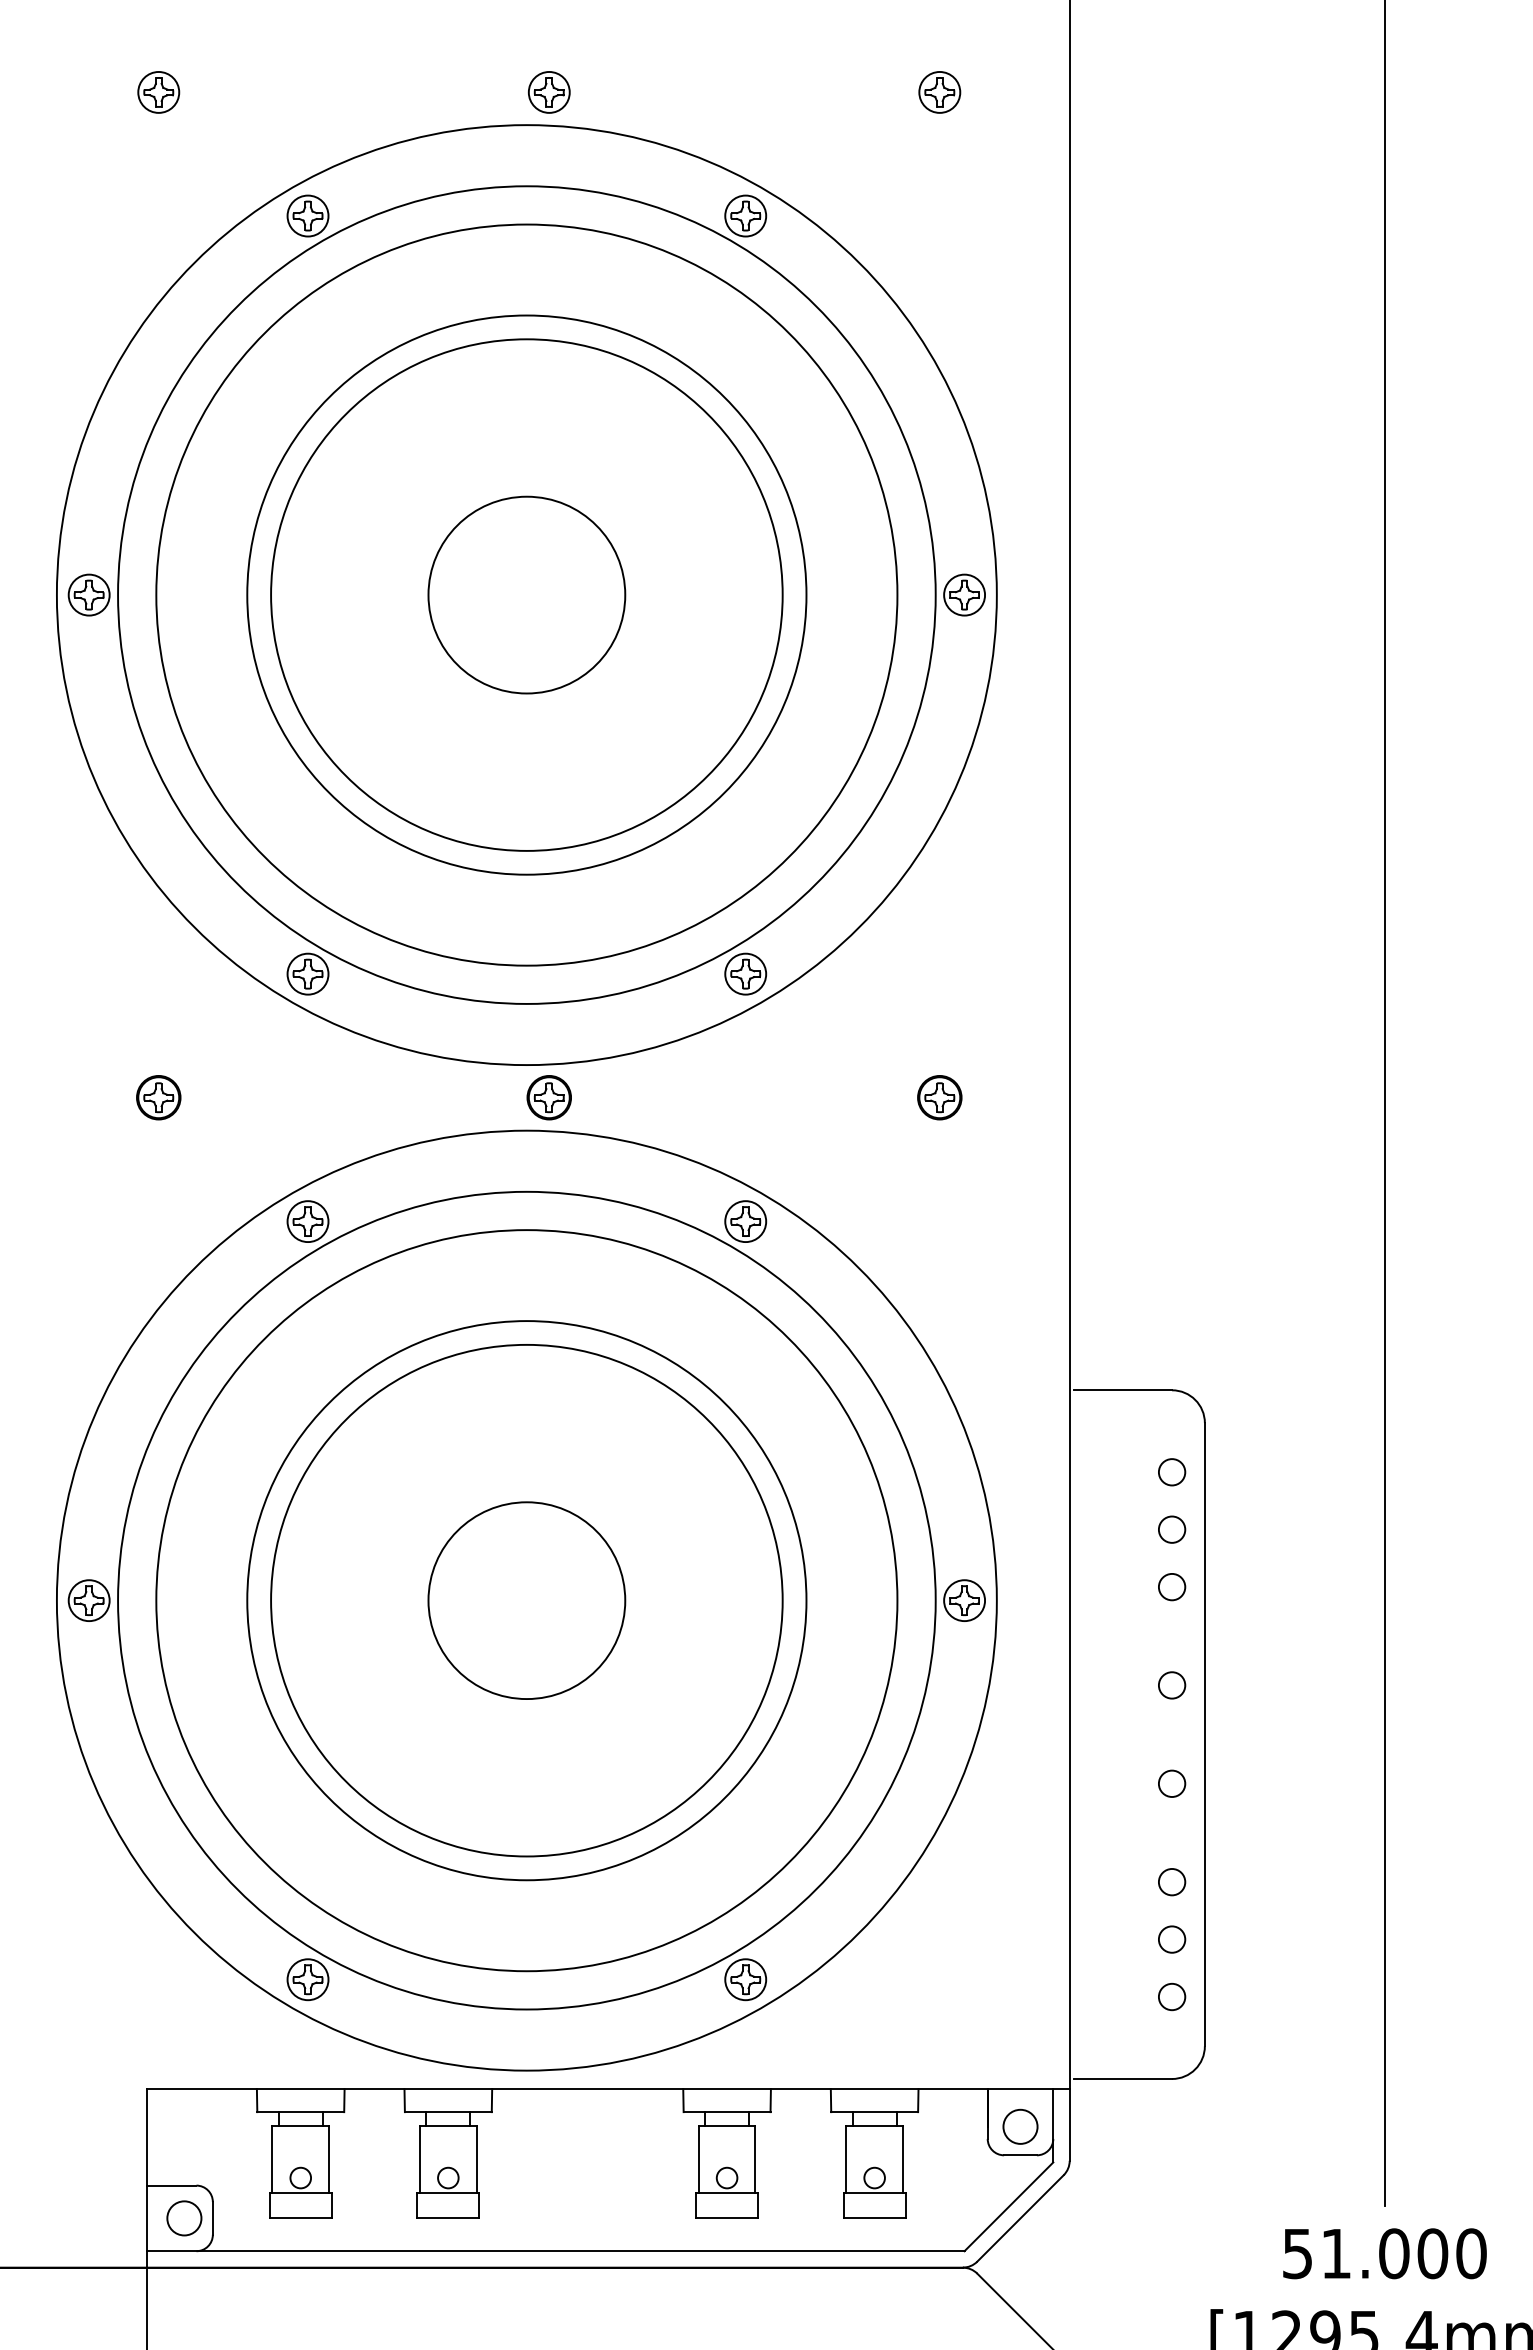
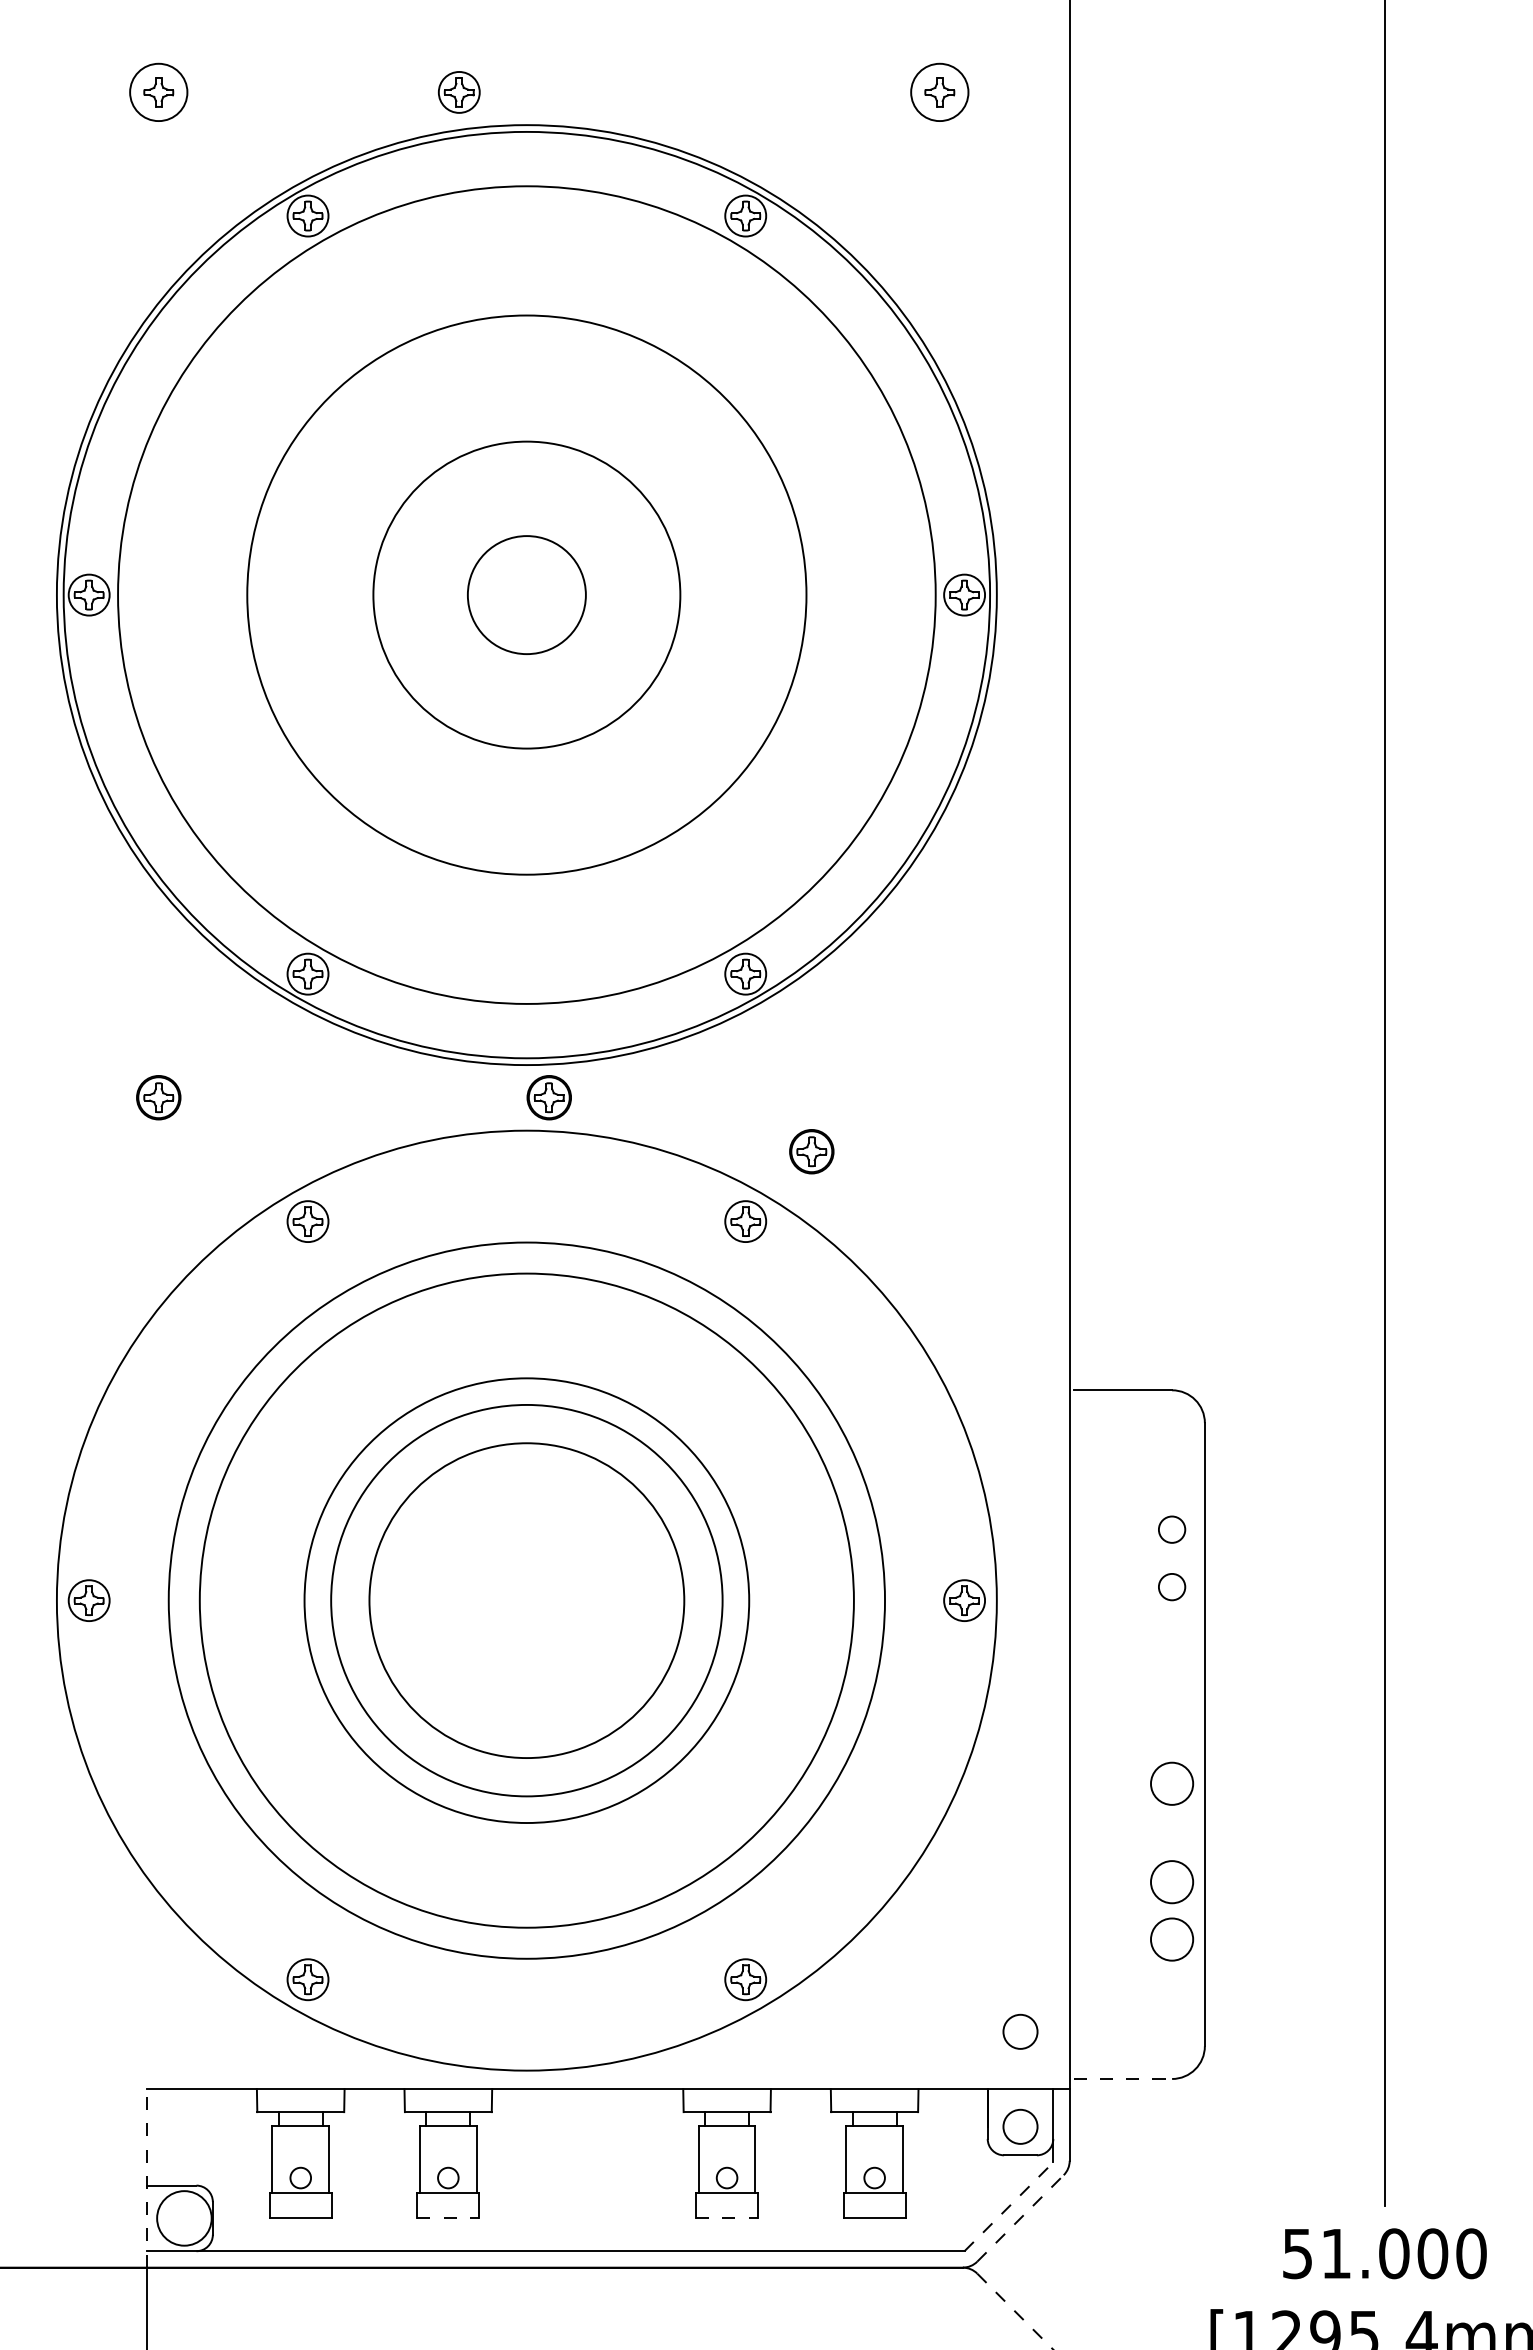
circle diameter: 41 px -> 57 px (158, 92)
circle diameter: 41 px -> 57 px (939, 92)
part position: (548, 92) -> (458, 92) (458, 92)
circle diameter: 197 px -> 118 px (526, 595)
circle diameter: 512 px -> 307 px (526, 594)
circle diameter: 741 px -> 926 px (526, 594)
part position: (939, 1097) -> (811, 1151) (811, 1151)
circle: present -> none (1172, 1472)
circle diameter: 197 px -> 315 px (526, 1600)
circle diameter: 512 px -> 716 px (526, 1600)
circle diameter: 559 px -> 391 px (526, 1600)
circle diameter: 741 px -> 445 px (526, 1600)
circle diameter: 818 px -> 654 px (526, 1600)
circle: present -> none (1172, 1685)
circle diameter: 26 px -> 42 px (1171, 1783)
circle diameter: 26 px -> 42 px (1171, 1882)
circle diameter: 26 px -> 42 px (1171, 1939)
circle: present -> none (1172, 1996)
circle: none -> present (1020, 2031)
line: solid -> dashed (1123, 2078)
line: solid -> dashed (146, 2177)
line: solid -> dashed (1008, 2206)
circle diameter: 34 px -> 55 px (184, 2218)
line: solid -> dashed (448, 2218)
line: solid -> dashed (727, 2218)
line: solid -> dashed (1020, 2218)
line: solid -> dashed (1015, 2311)
